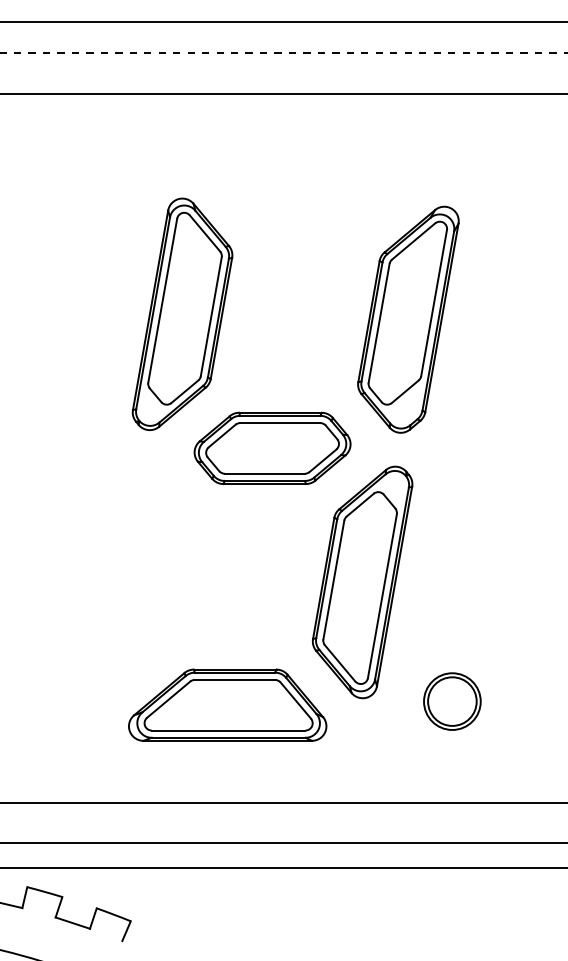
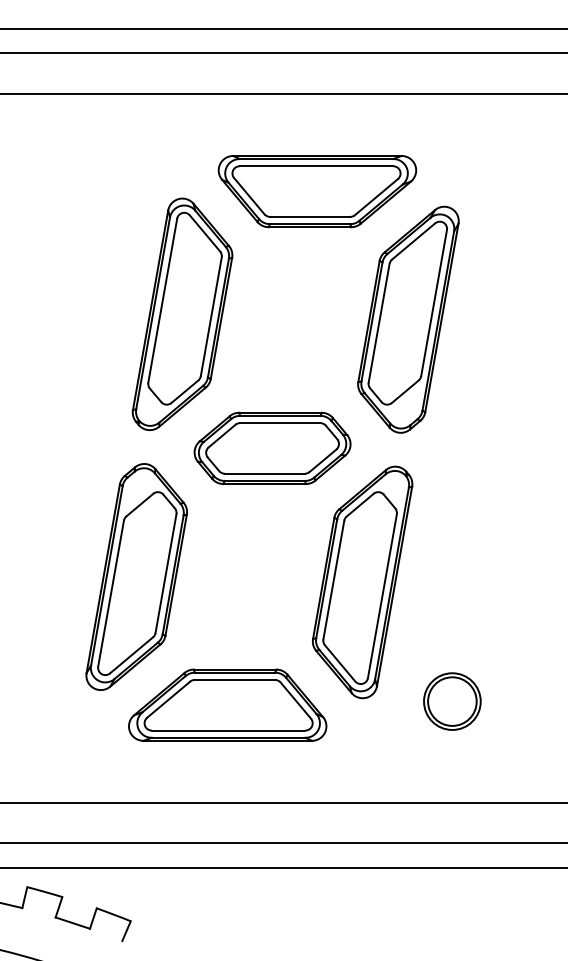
line position: (283, 21) -> (283, 28) (283, 28)
line: dashed -> solid (284, 53)
part: none -> present (317, 191)
part: none -> present (136, 576)
